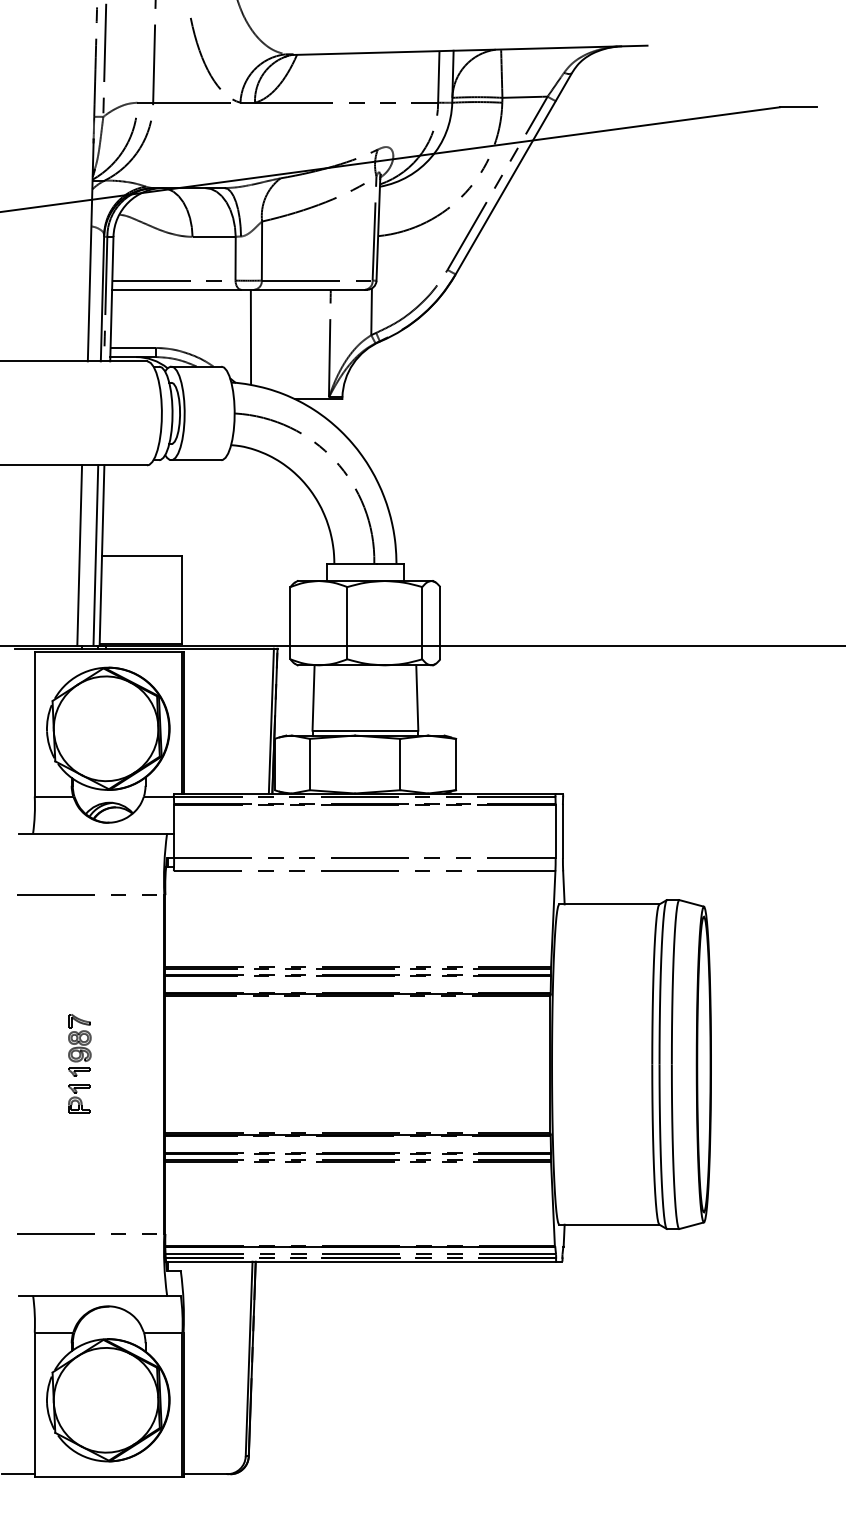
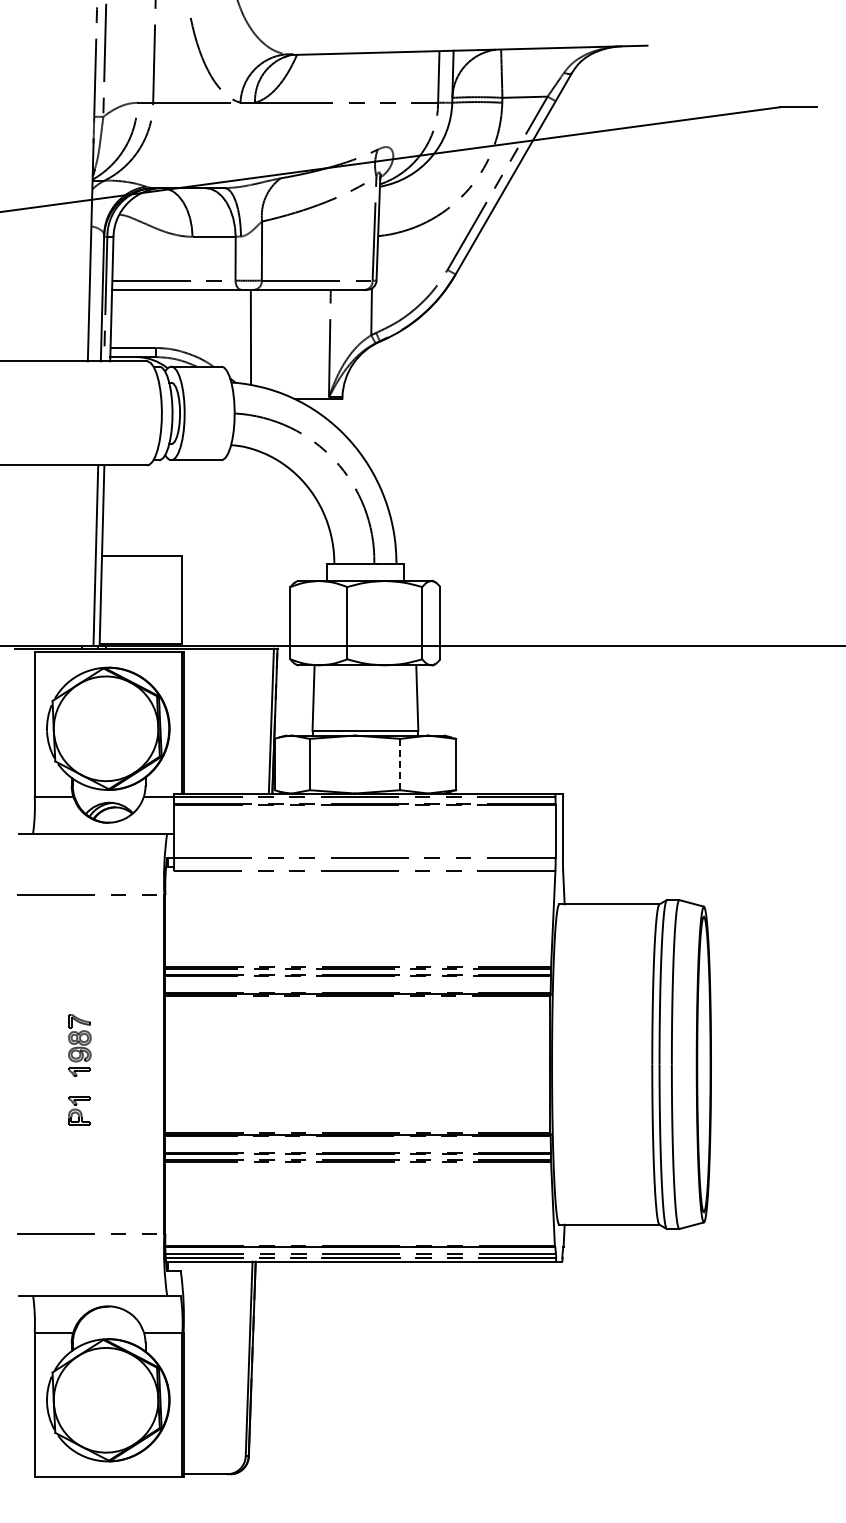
line: present -> none (79, 555)
line: solid -> dashed (400, 764)
part position: (79, 1098) -> (79, 1110) (79, 1110)
line: present -> none (18, 1474)
